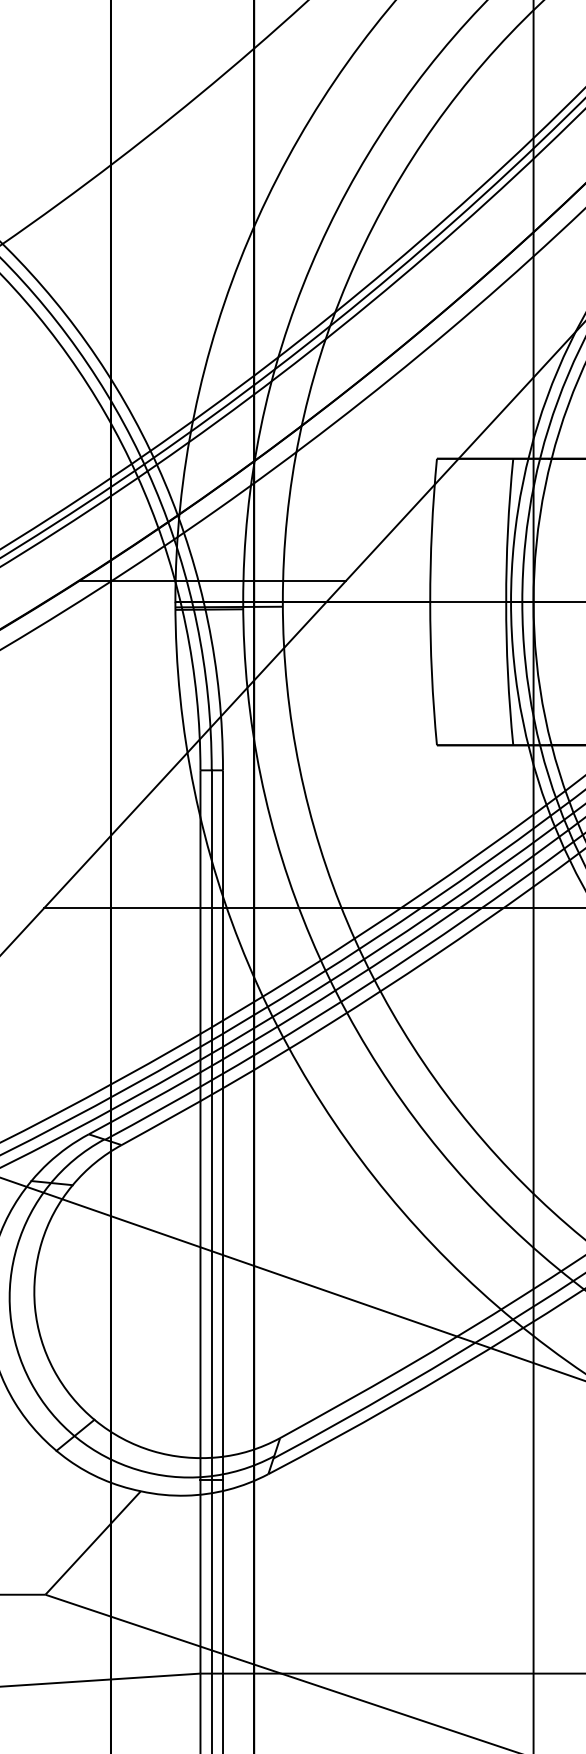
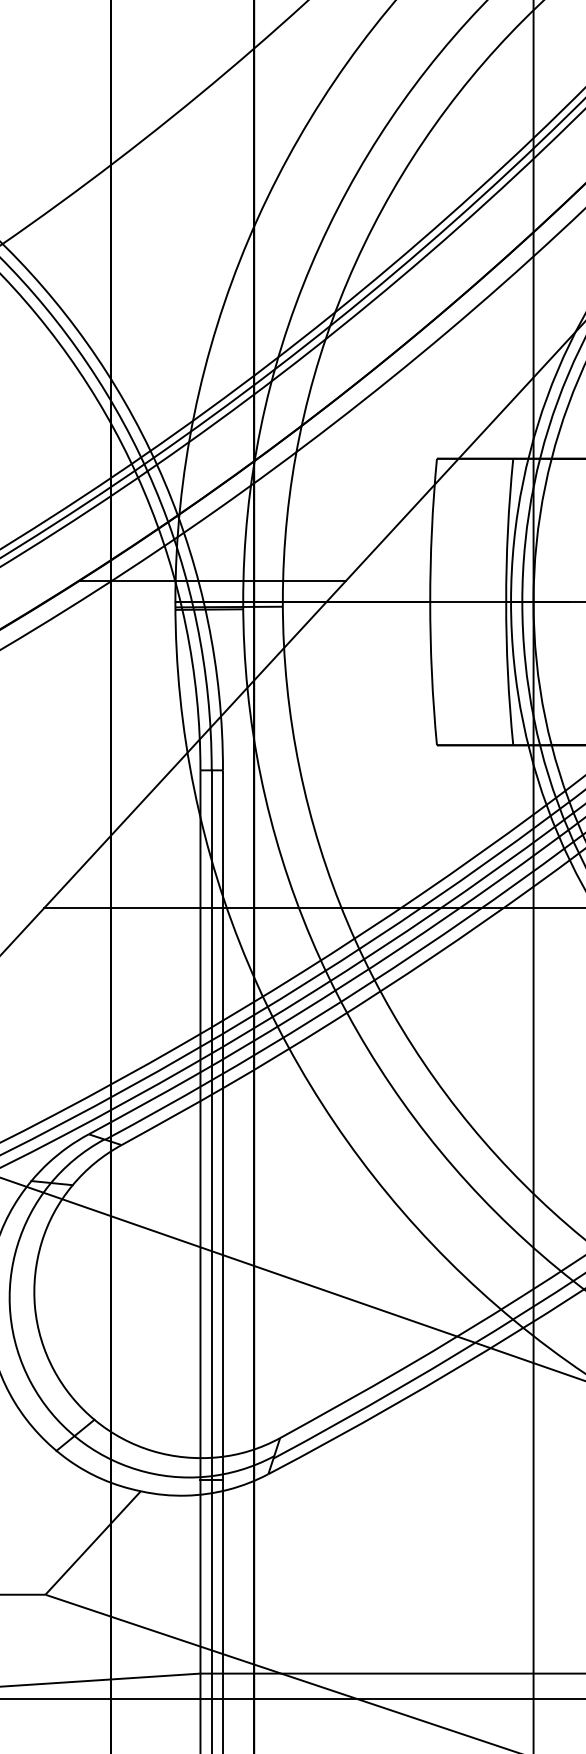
line: none -> present (292, 1699)
